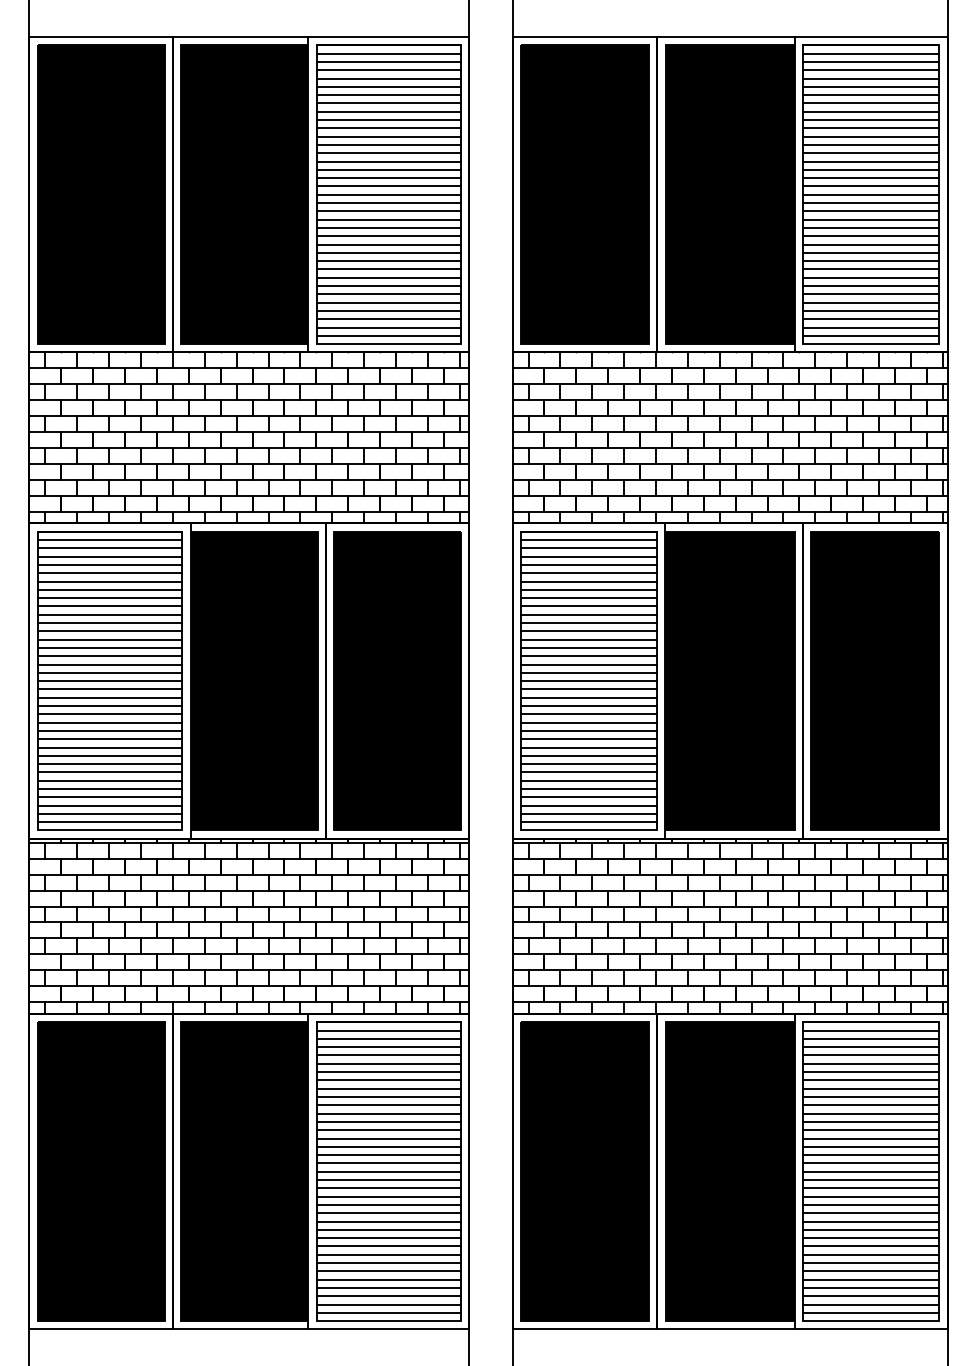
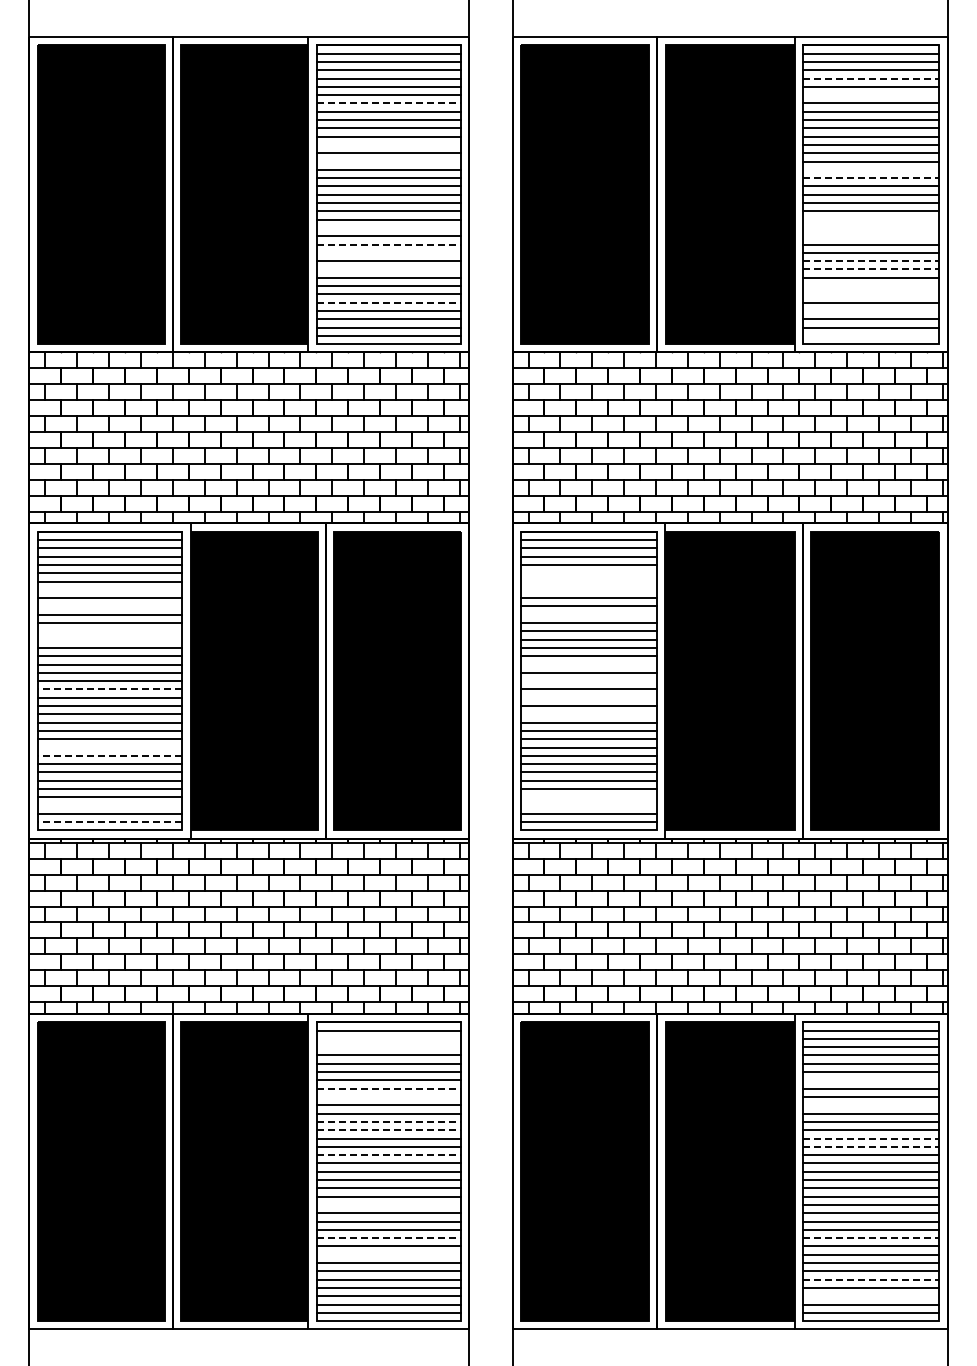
line: solid -> dashed (871, 78)
line: present -> none (871, 95)
line: solid -> dashed (389, 103)
line: present -> none (388, 144)
line: present -> none (388, 161)
line: present -> none (871, 169)
line: solid -> dashed (871, 178)
line: present -> none (871, 219)
line: present -> none (388, 227)
line: present -> none (871, 227)
line: present -> none (871, 236)
line: solid -> dashed (389, 244)
line: present -> none (388, 252)
line: solid -> dashed (871, 261)
line: present -> none (388, 269)
line: solid -> dashed (871, 269)
line: present -> none (871, 286)
line: present -> none (871, 294)
line: solid -> dashed (389, 302)
line: present -> none (871, 310)
line: present -> none (871, 335)
line: present -> none (588, 573)
line: present -> none (588, 581)
line: present -> none (109, 589)
line: present -> none (588, 589)
line: present -> none (109, 606)
line: present -> none (588, 614)
line: present -> none (109, 631)
line: present -> none (109, 639)
line: present -> none (588, 664)
line: present -> none (588, 681)
line: solid -> dashed (109, 689)
line: present -> none (588, 697)
line: present -> none (588, 714)
line: present -> none (109, 747)
line: solid -> dashed (109, 755)
line: present -> none (588, 797)
line: present -> none (109, 805)
line: present -> none (588, 805)
line: solid -> dashed (109, 822)
line: present -> none (388, 1038)
line: present -> none (388, 1047)
line: present -> none (871, 1080)
line: solid -> dashed (389, 1088)
line: present -> none (388, 1097)
line: present -> none (871, 1105)
line: solid -> dashed (389, 1121)
line: solid -> dashed (389, 1130)
line: solid -> dashed (871, 1138)
line: solid -> dashed (871, 1146)
line: solid -> dashed (389, 1155)
line: present -> none (388, 1204)
line: solid -> dashed (389, 1238)
line: solid -> dashed (871, 1238)
line: present -> none (388, 1254)
line: solid -> dashed (871, 1279)
line: present -> none (871, 1296)
